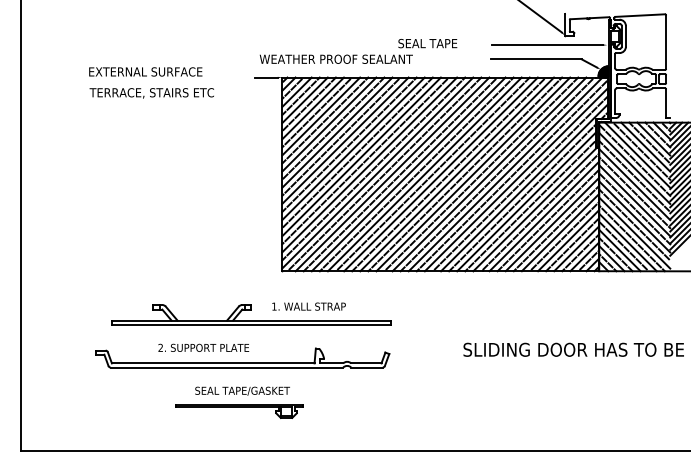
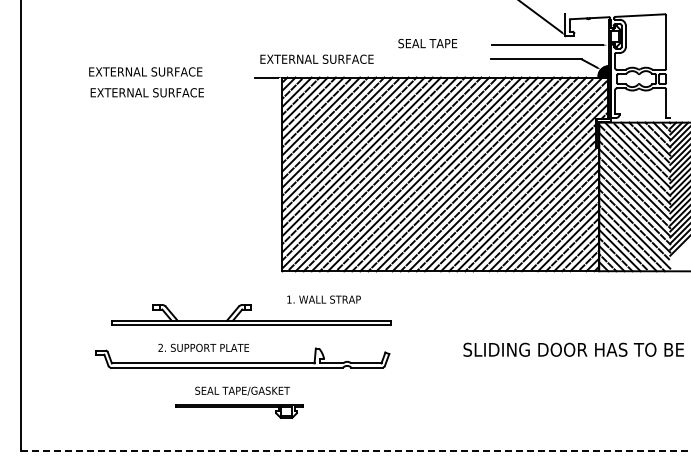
text: WEATHER PROOF SEALANT -> EXTERNAL SURFACE (335, 58)
text: TERRACE, STAIRS ETC -> EXTERNAL SURFACE (151, 93)
text position: (308, 306) -> (323, 299) (323, 299)
line: solid -> dashed (355, 451)
